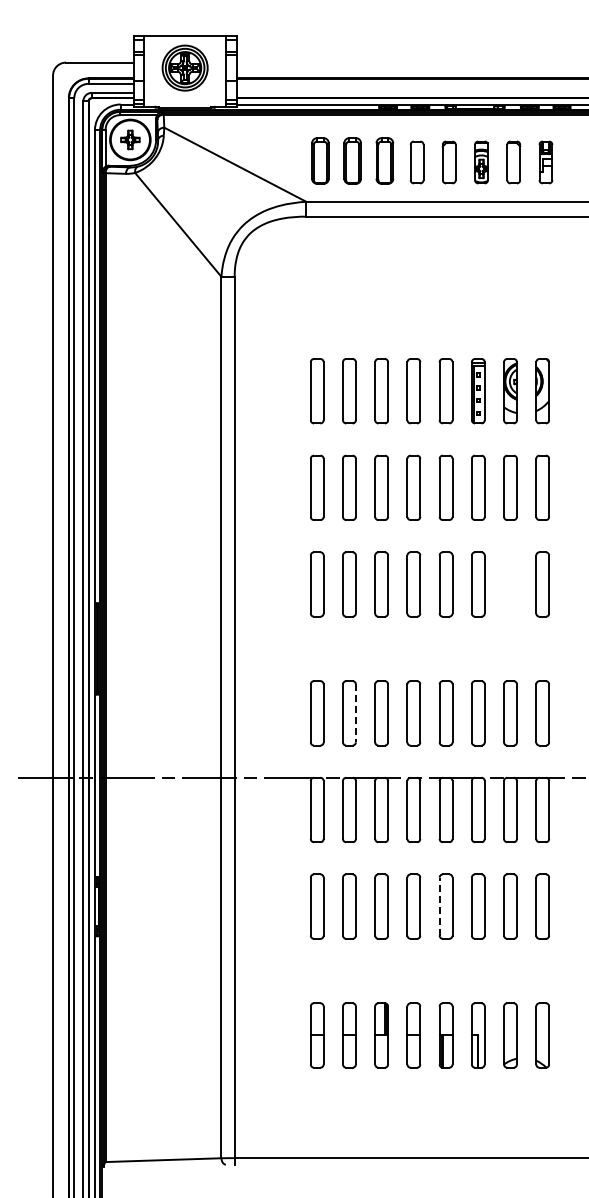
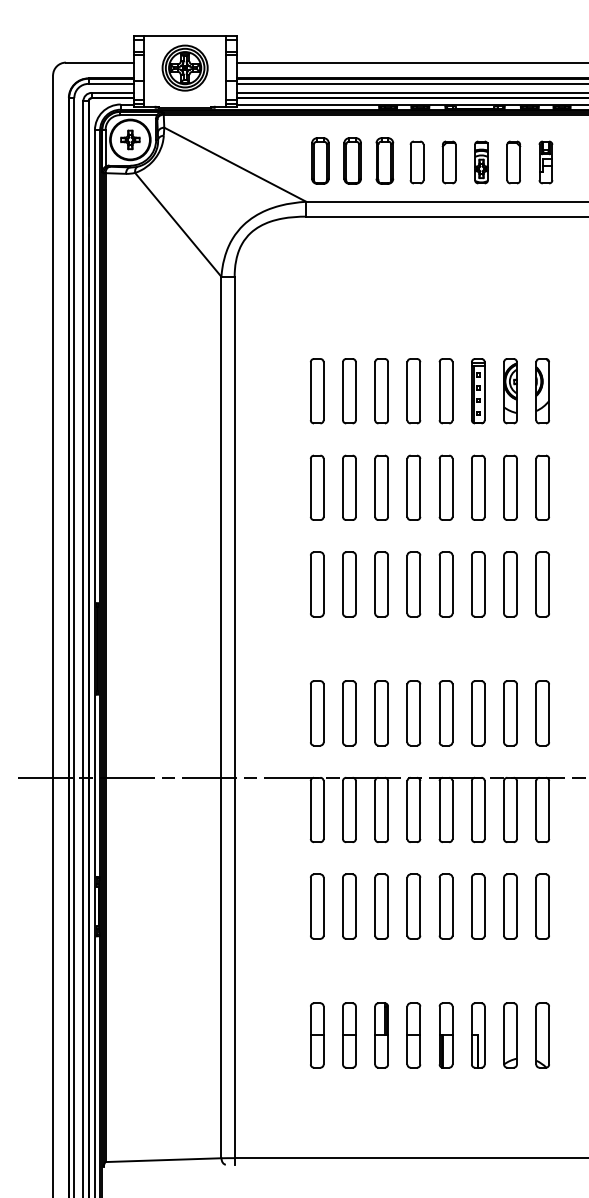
line: none -> present (410, 62)
line: none -> present (410, 83)
line: none -> present (410, 92)
part: none -> present (510, 584)
line: dashed -> solid (355, 713)
line: dashed -> solid (439, 906)
